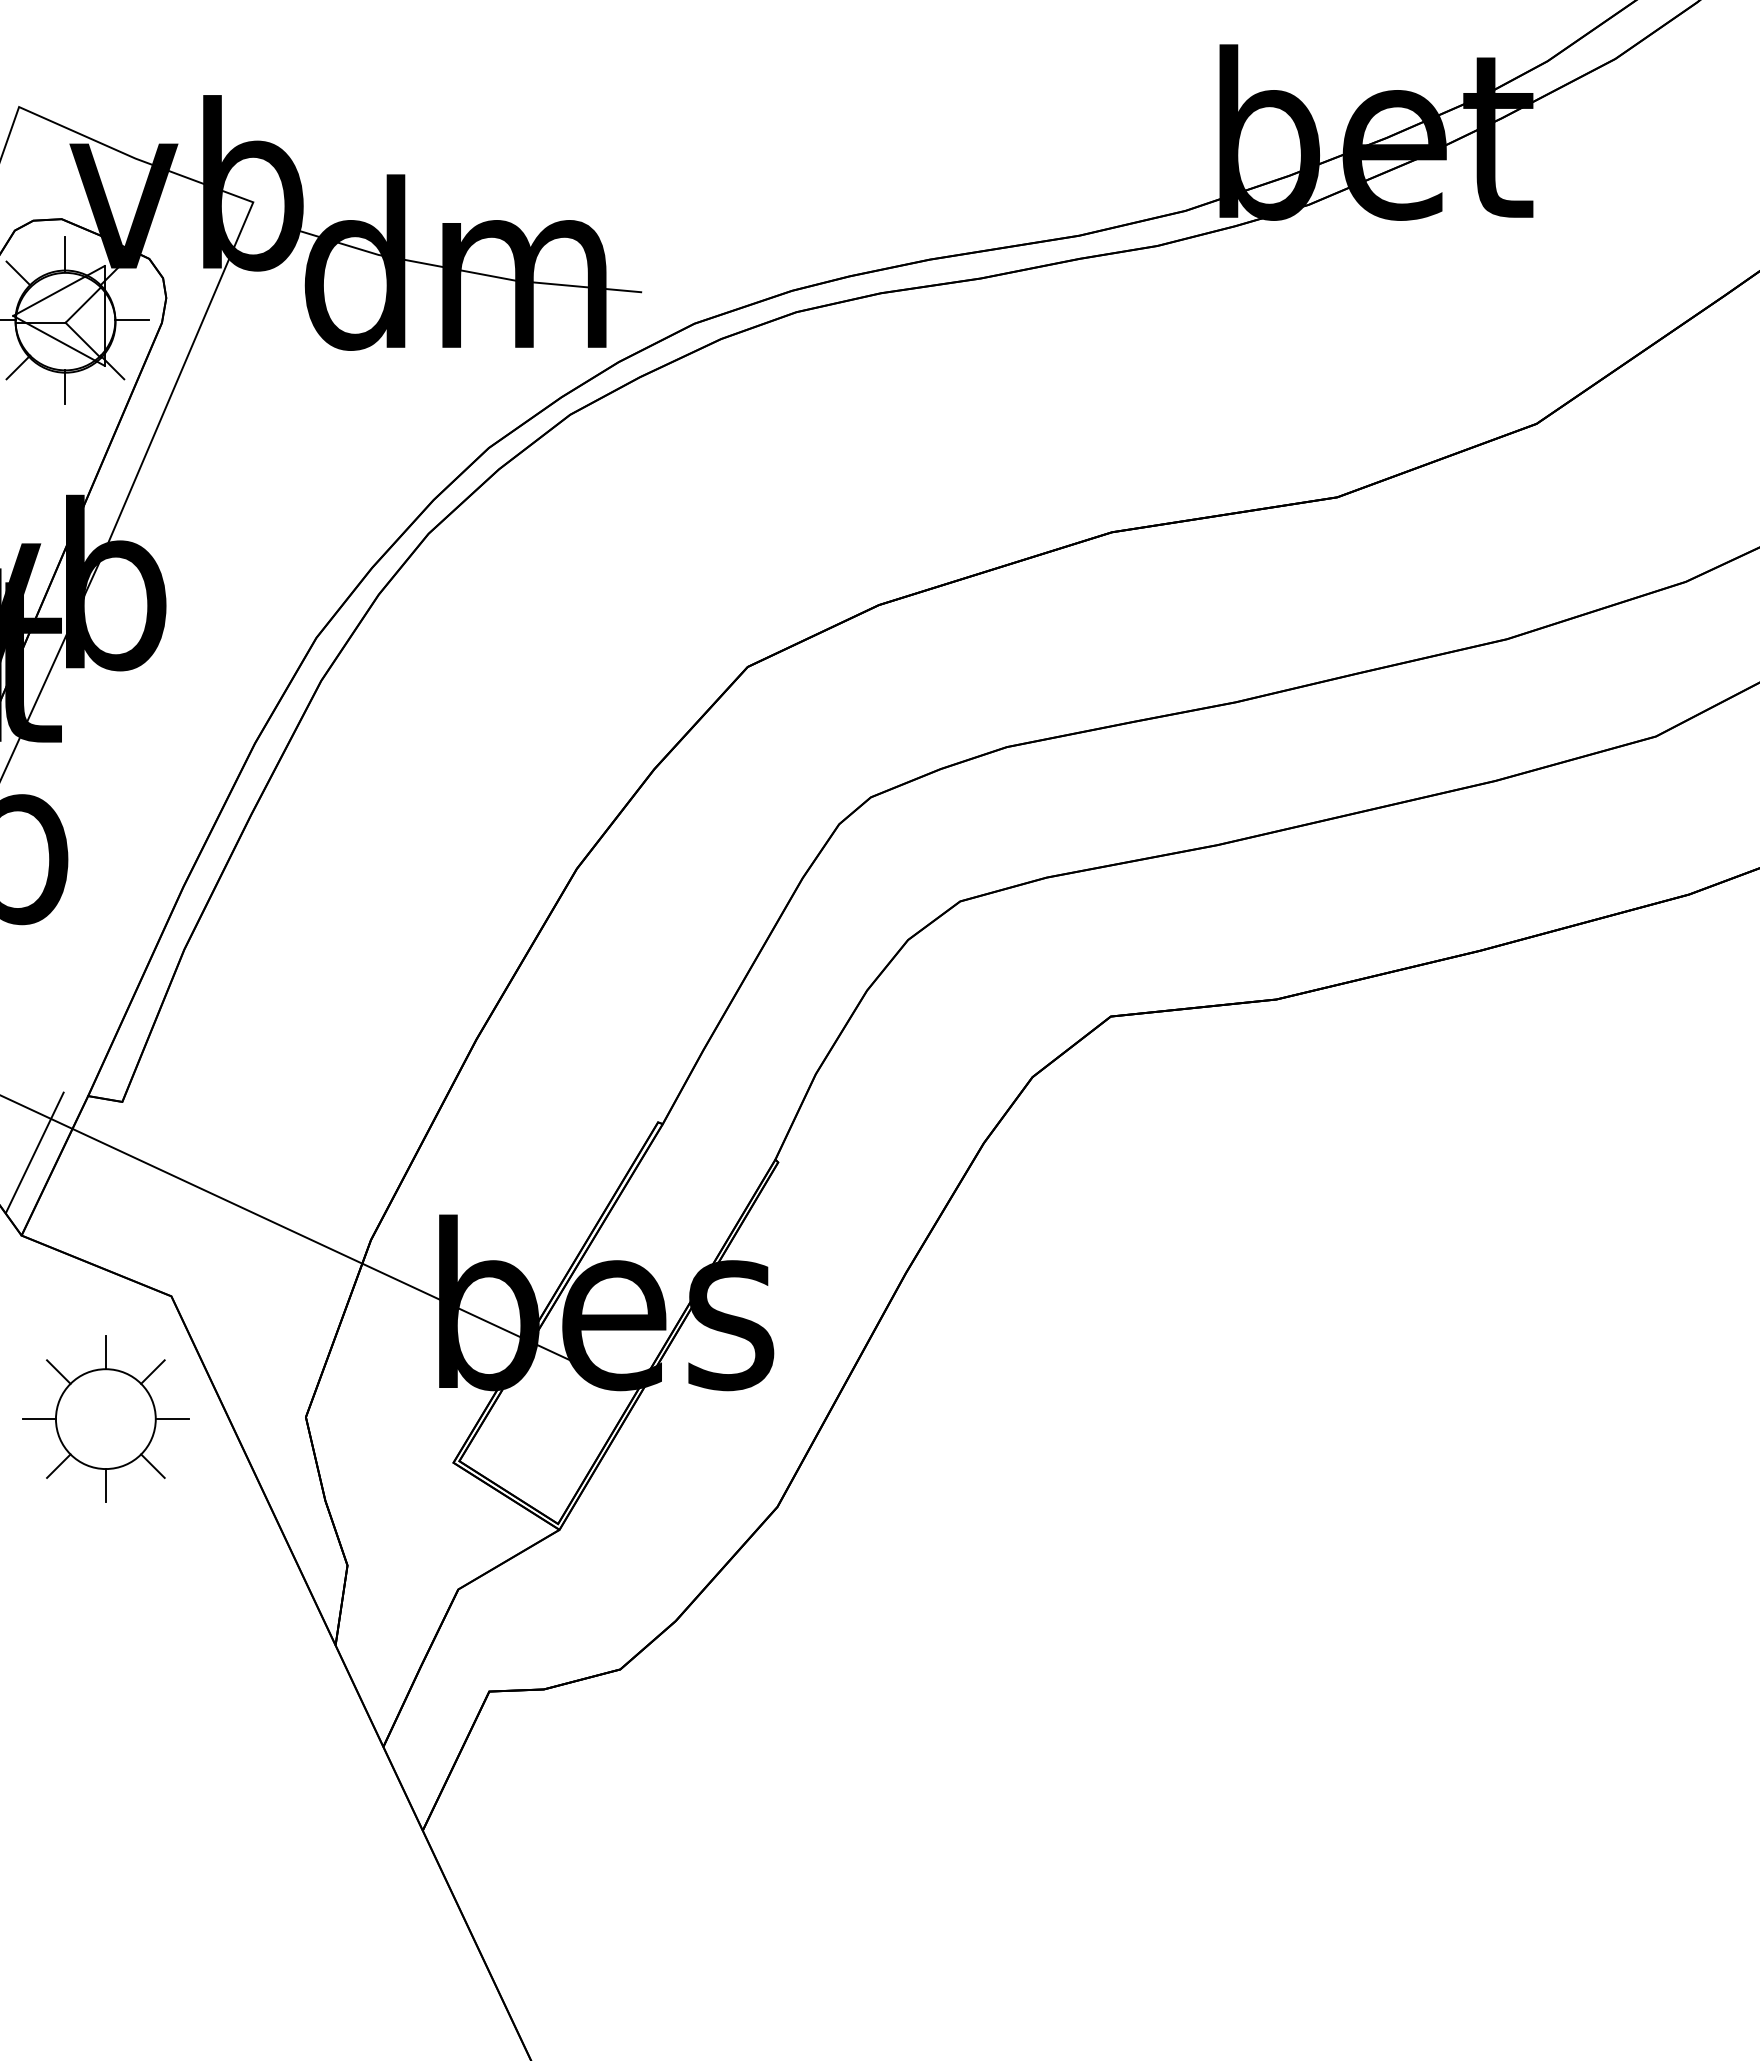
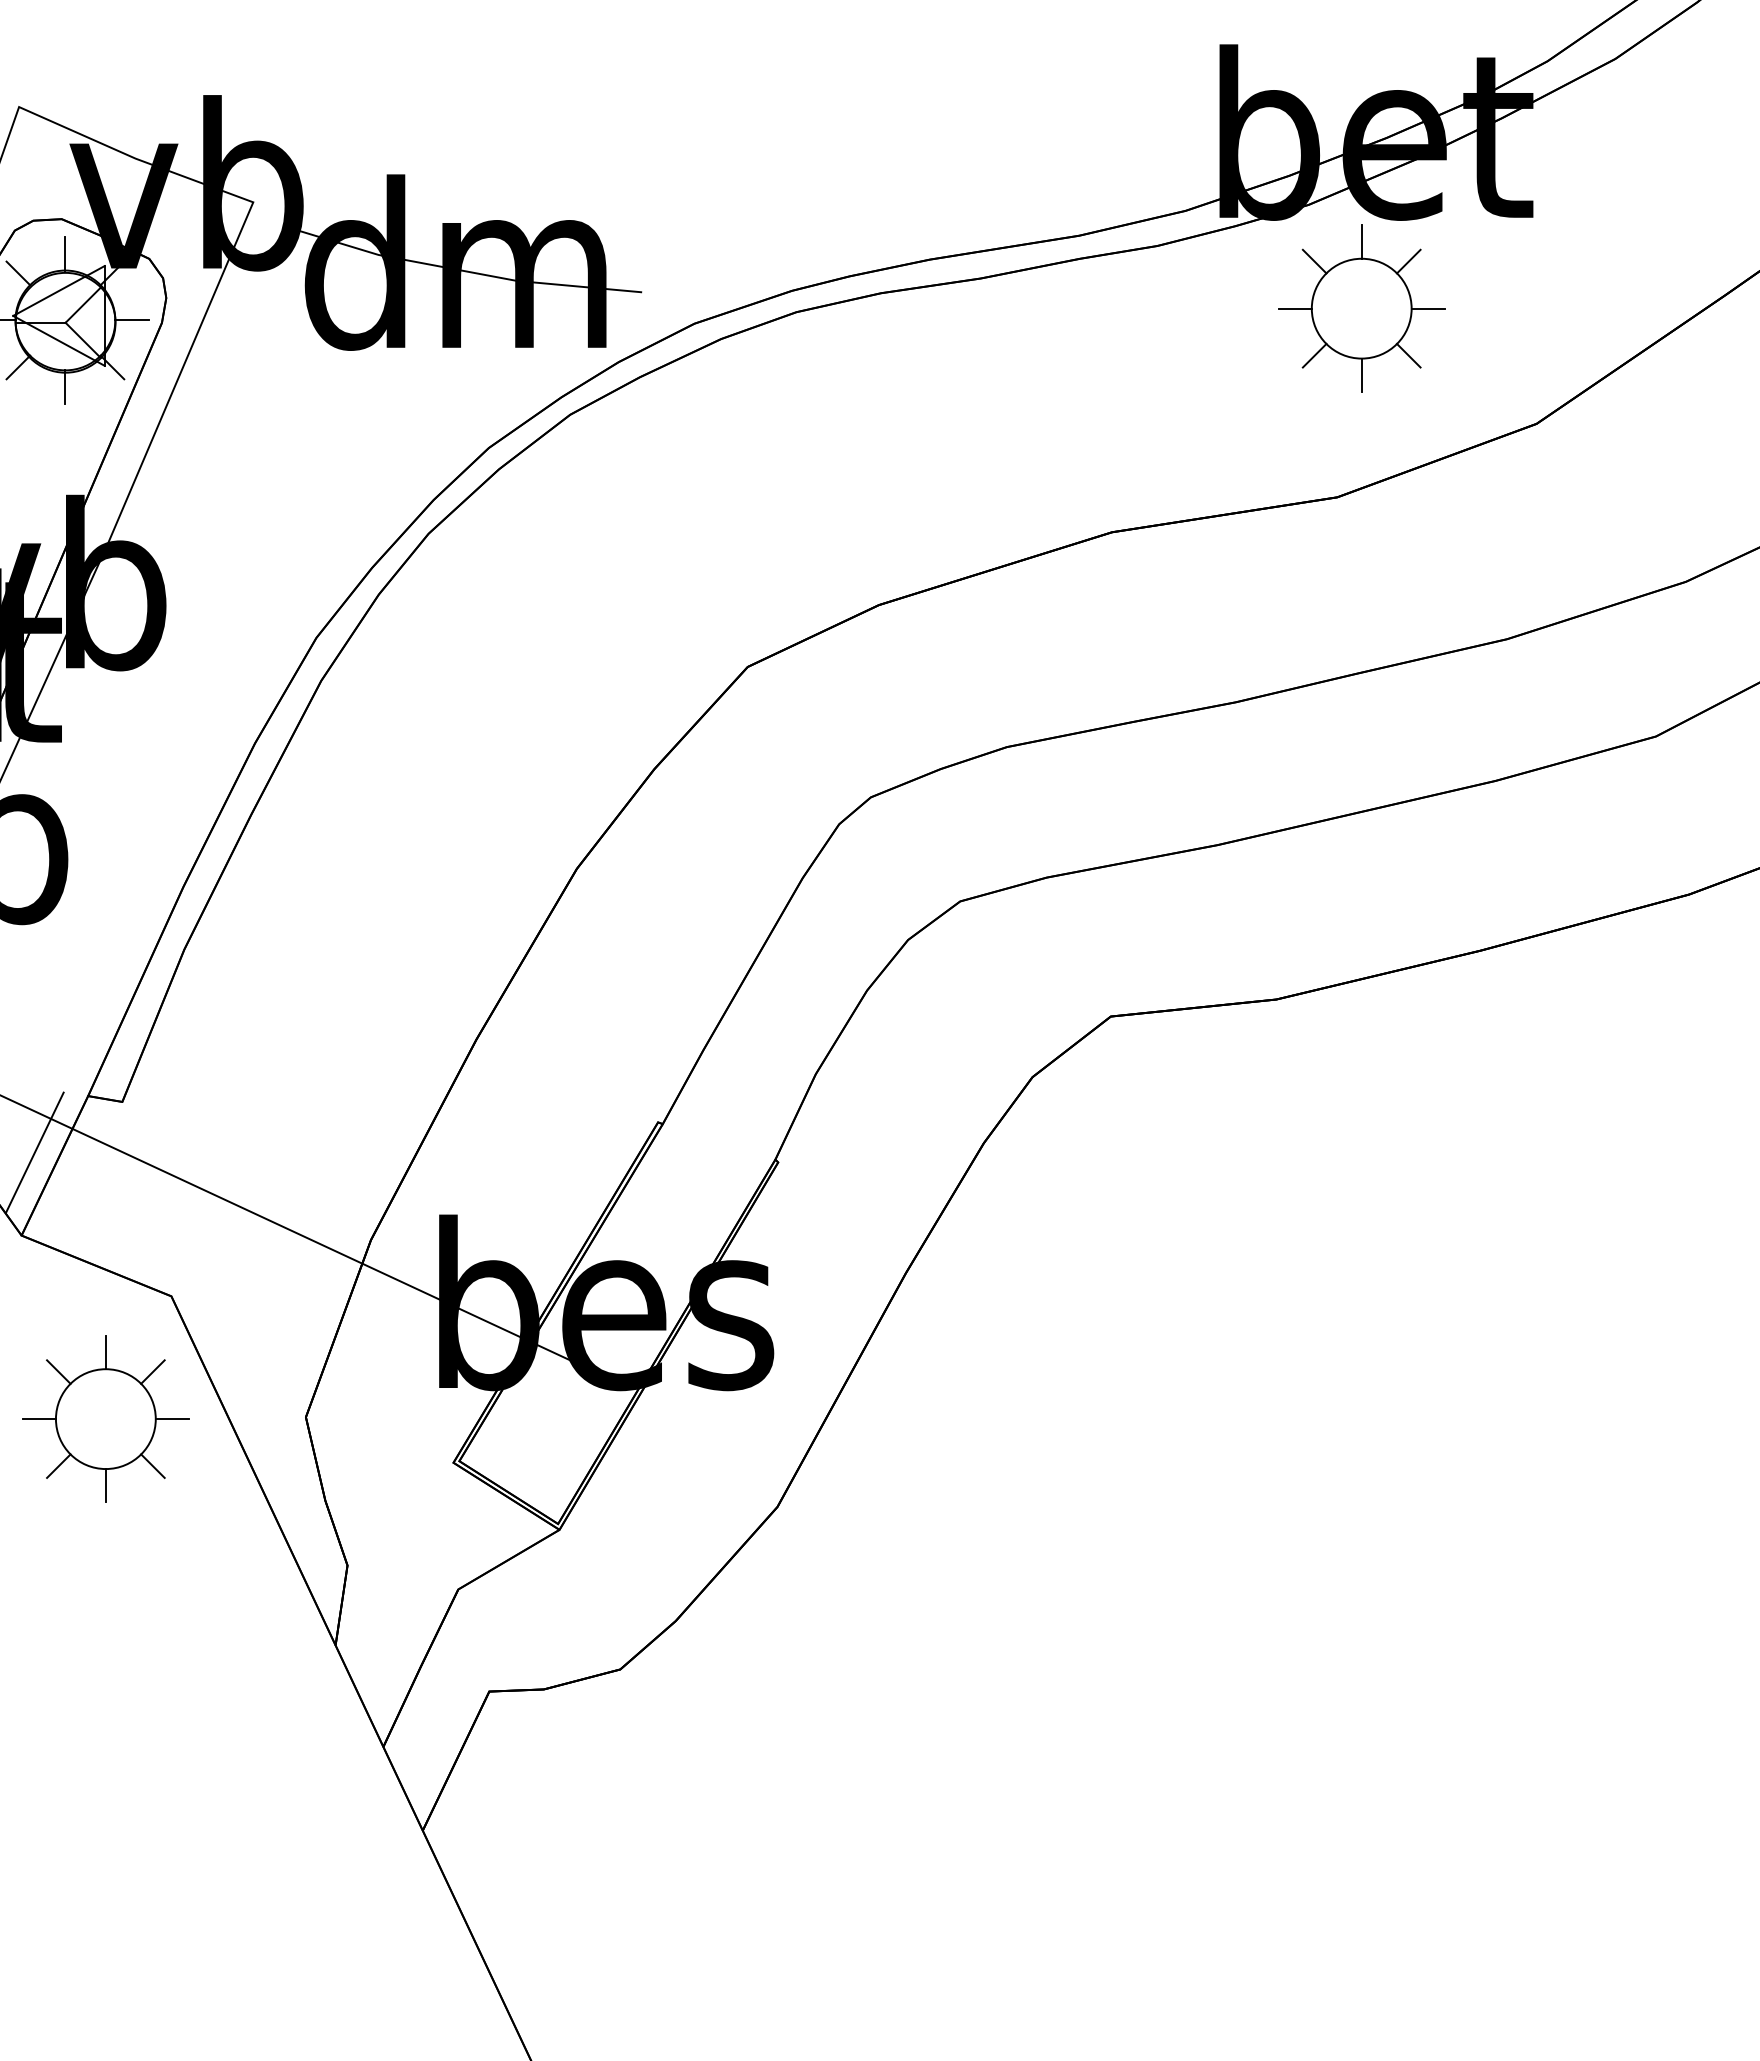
part: none -> present (1361, 308)
